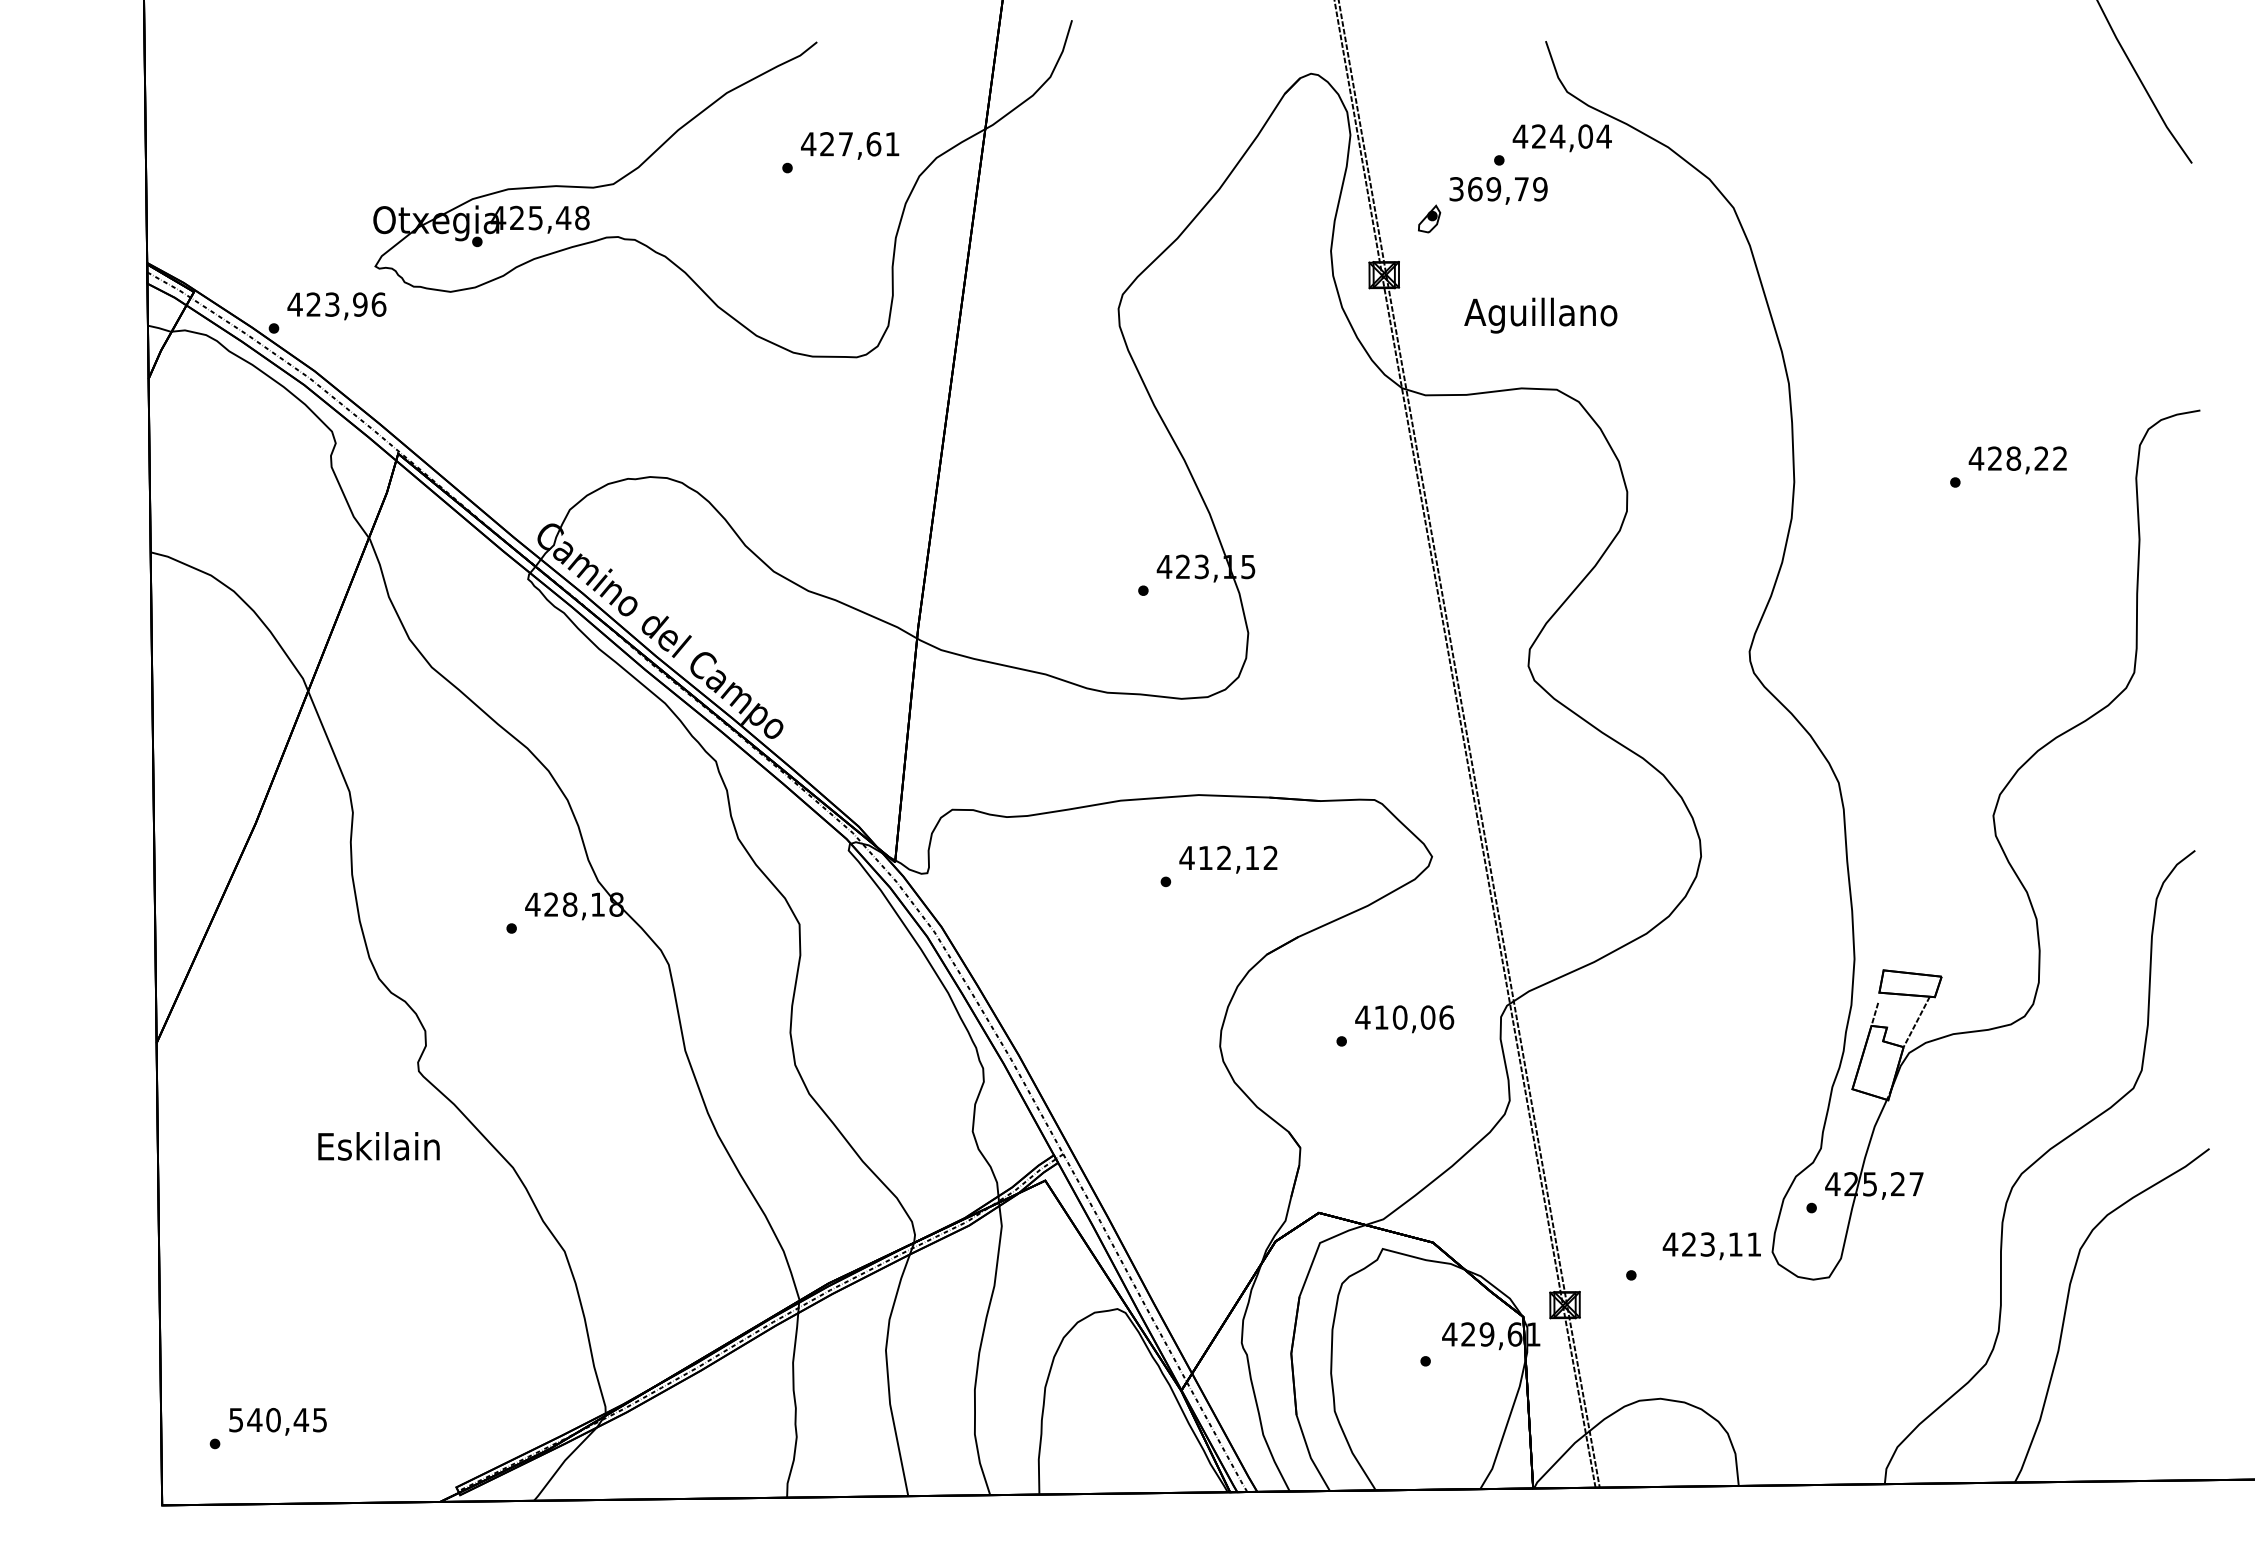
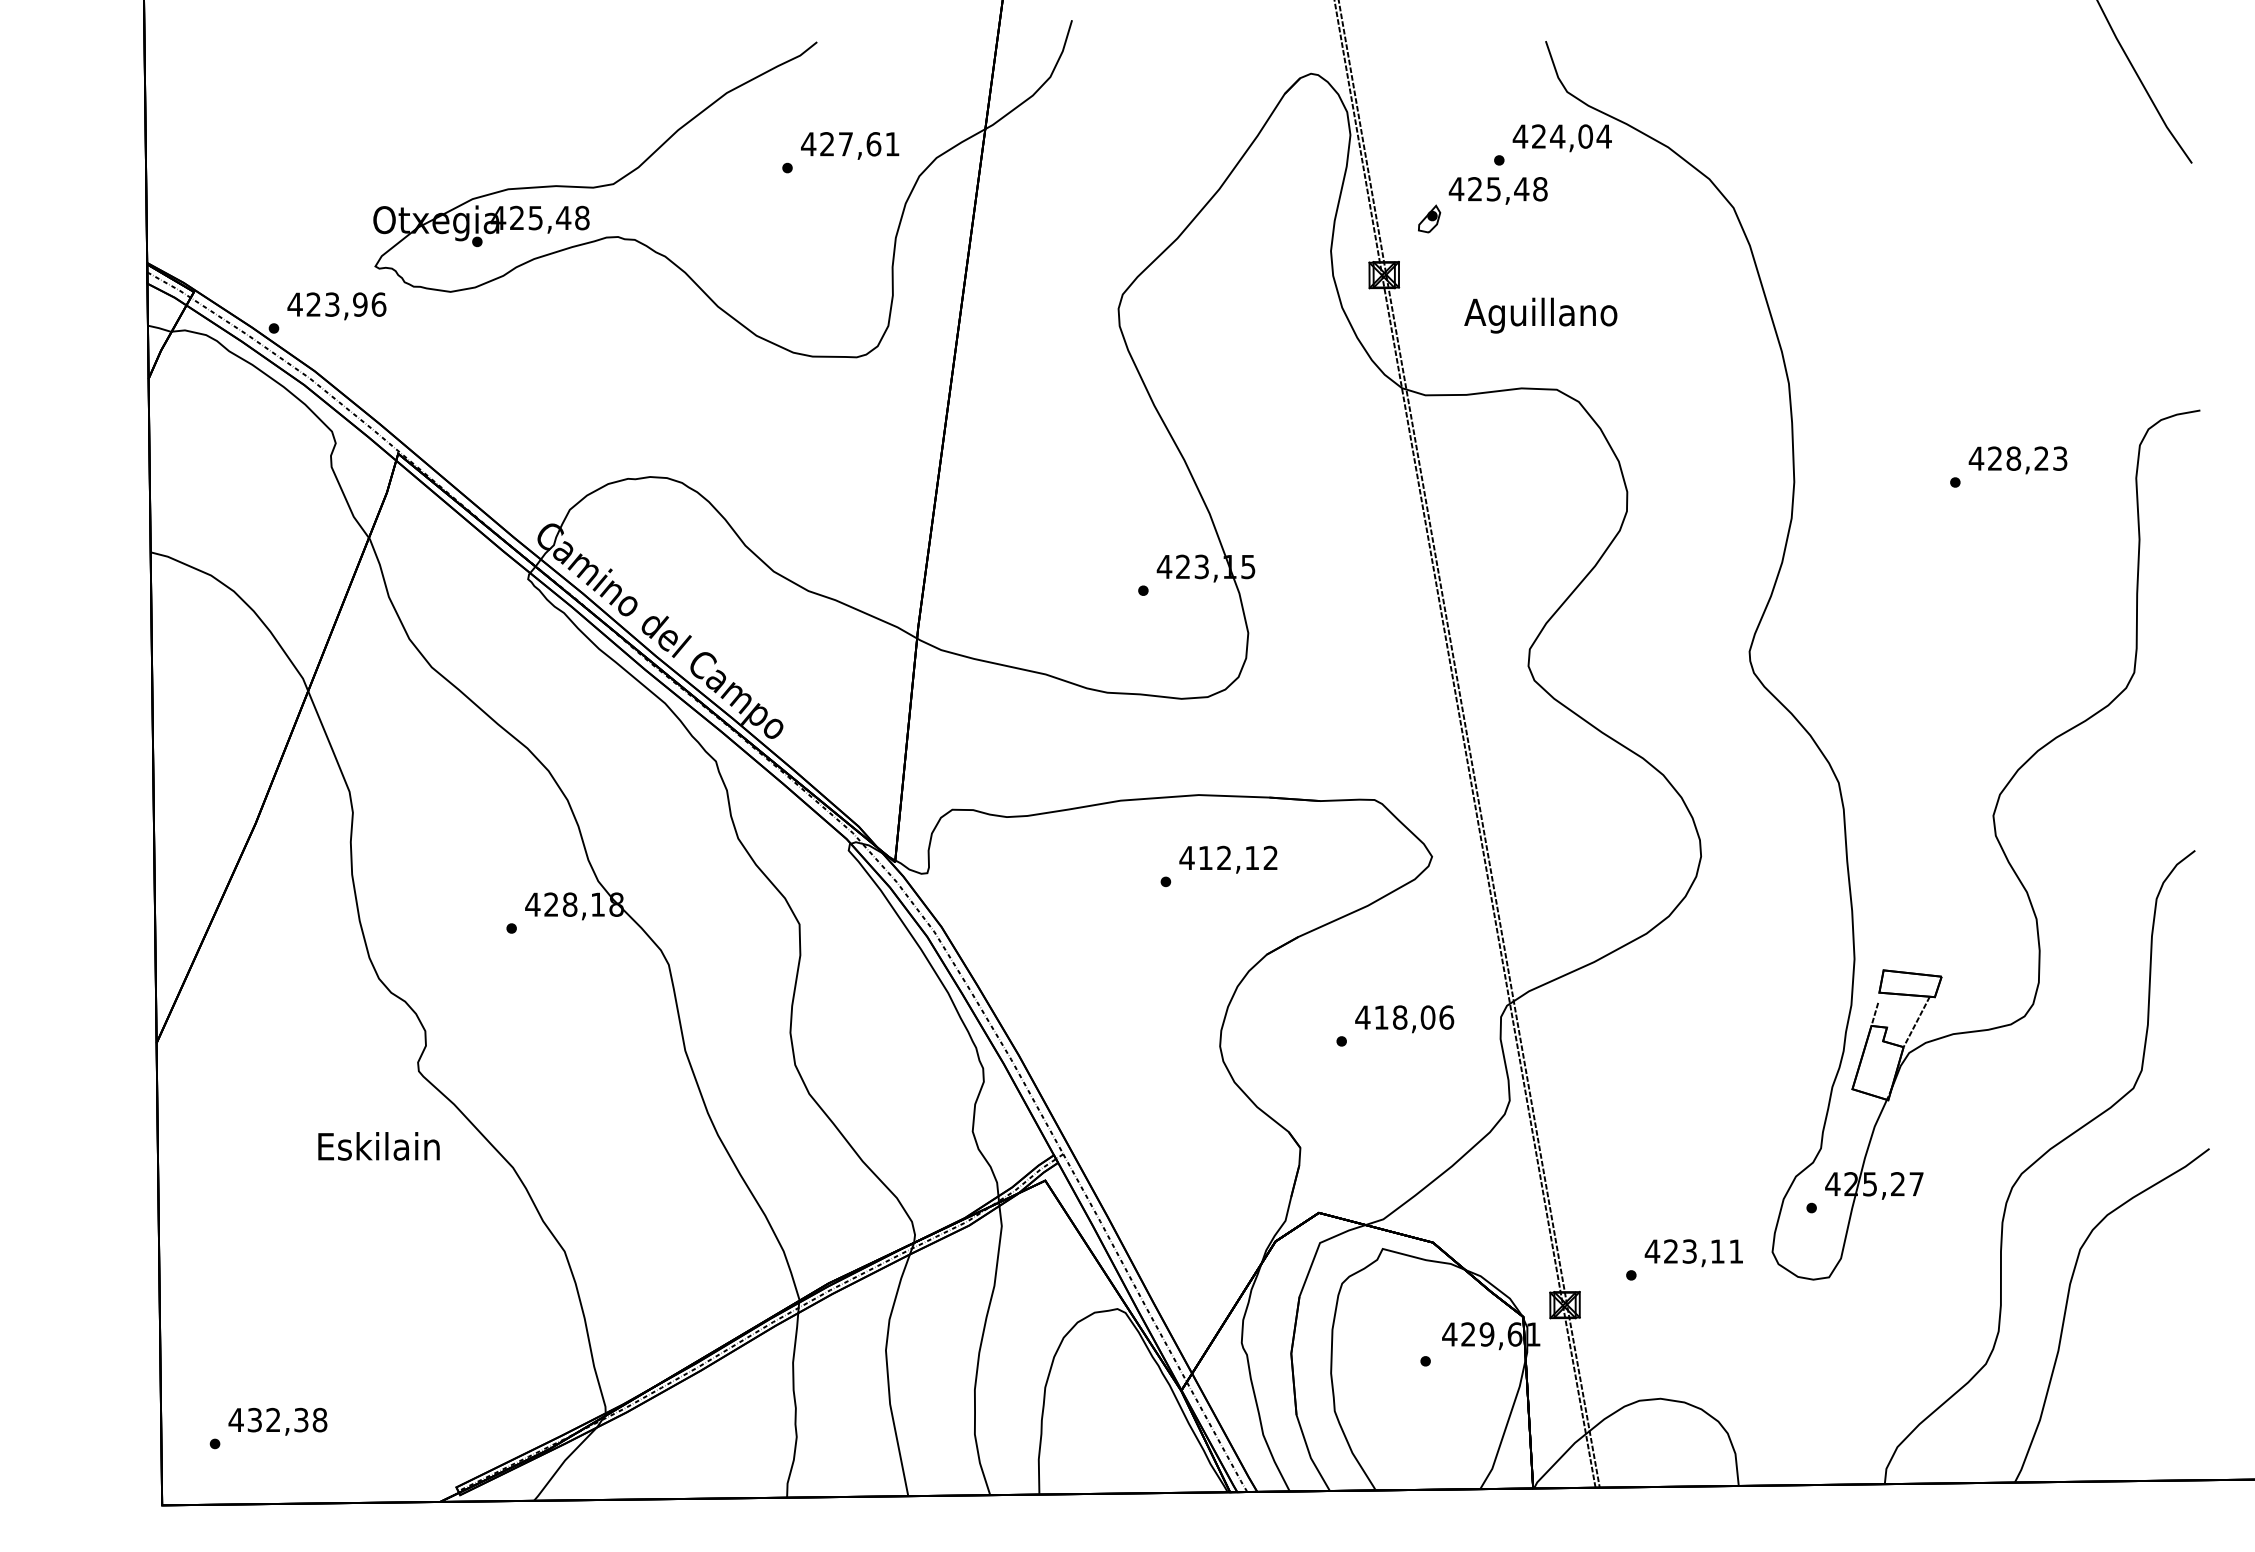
text: 369,79 -> 425,48 (1497, 189)
text: 428,22 -> 428,23 (2060, 458)
text: 410,06 -> 418,06 (1399, 1017)
text position: (1711, 1246) -> (1693, 1253) (1693, 1253)
text: 540,45 -> 432,38 (277, 1419)
